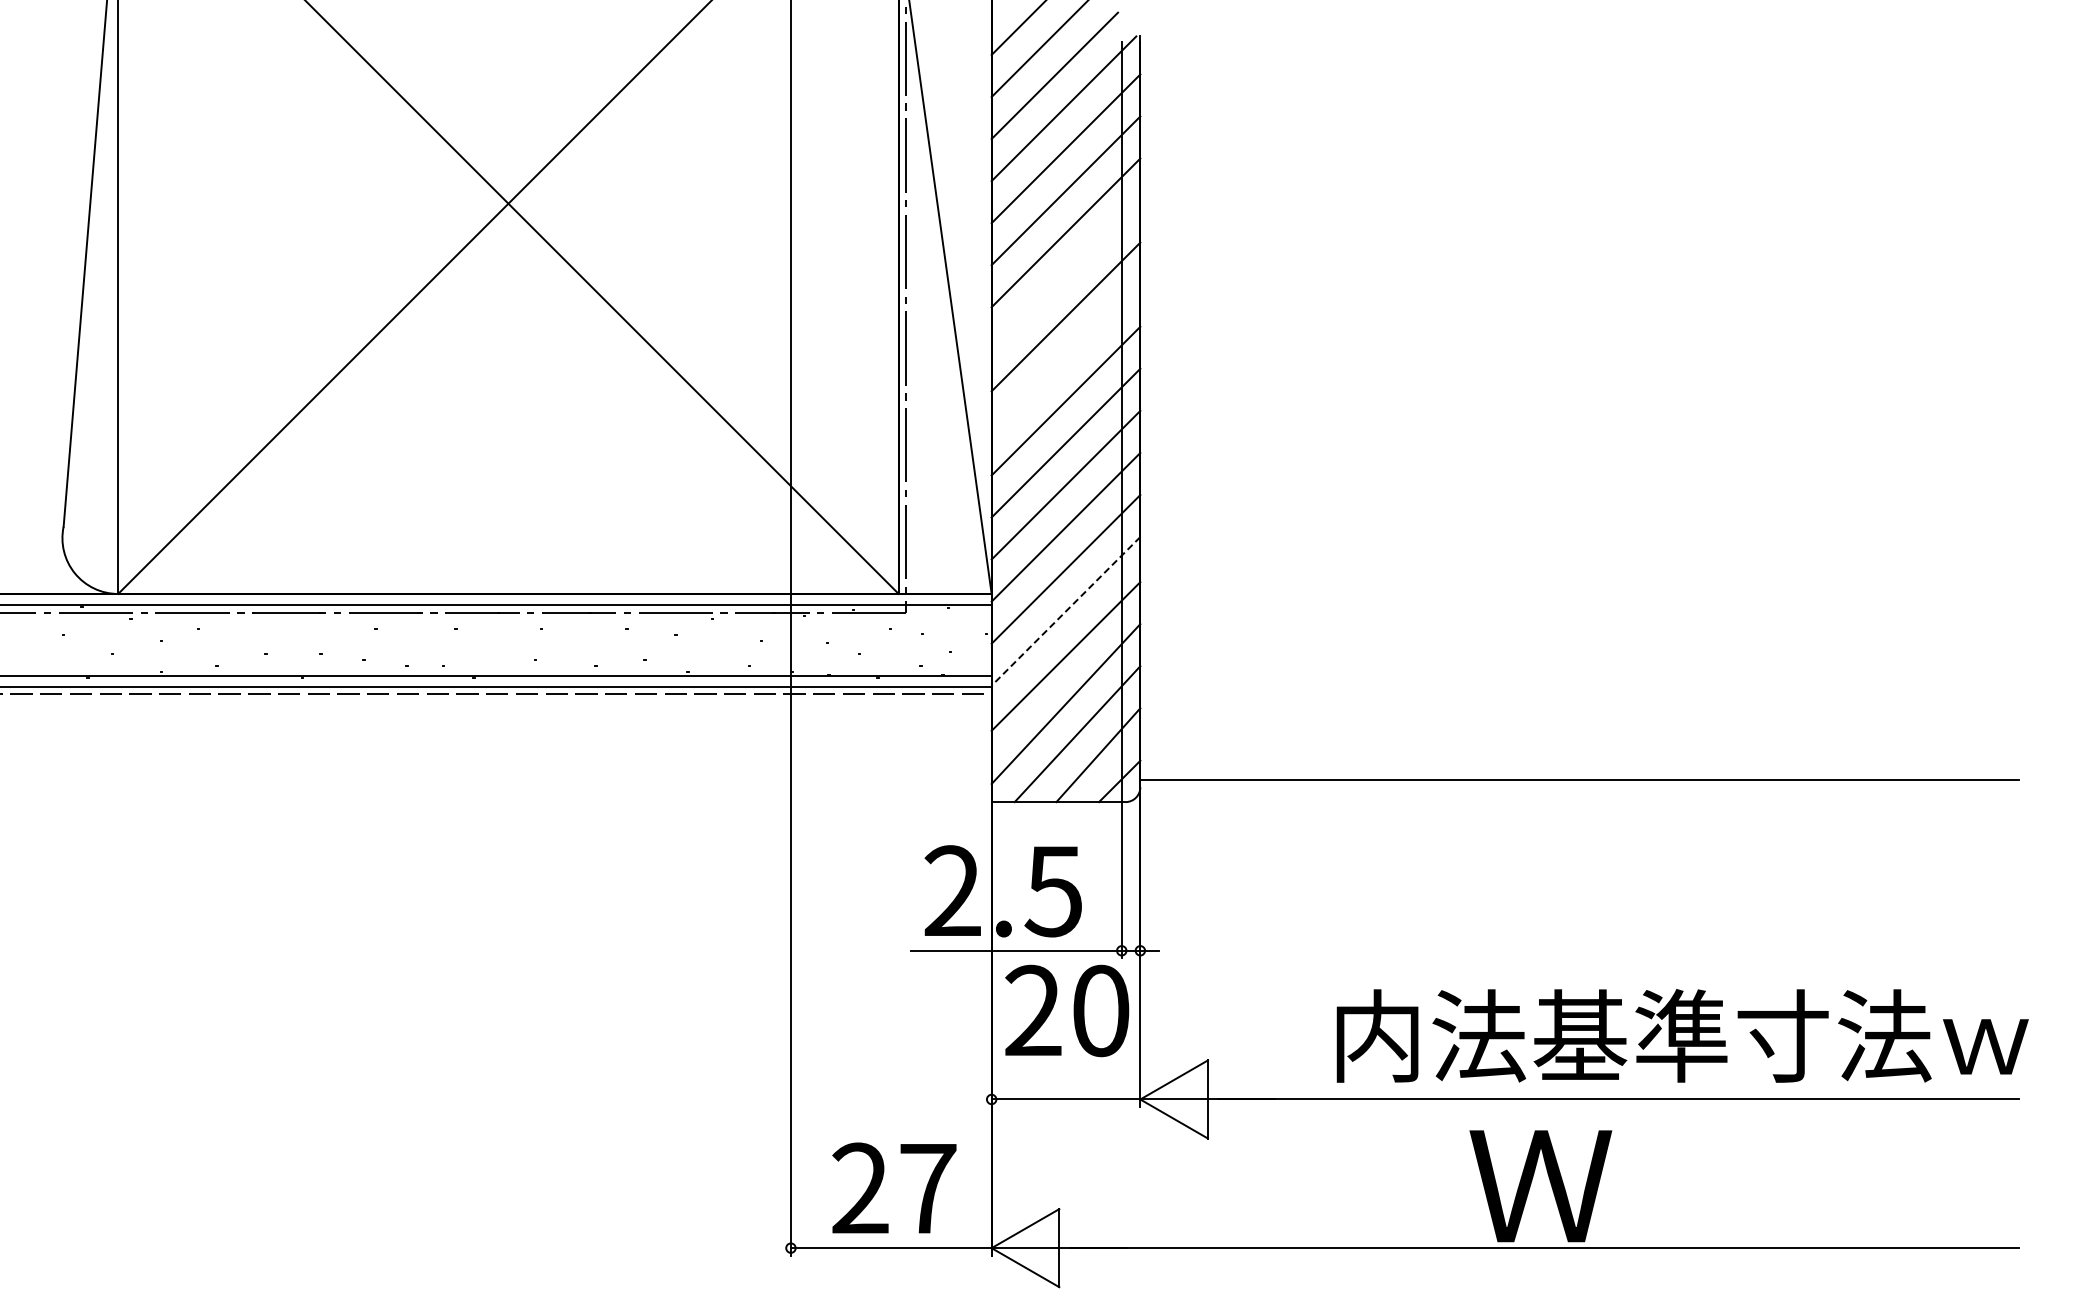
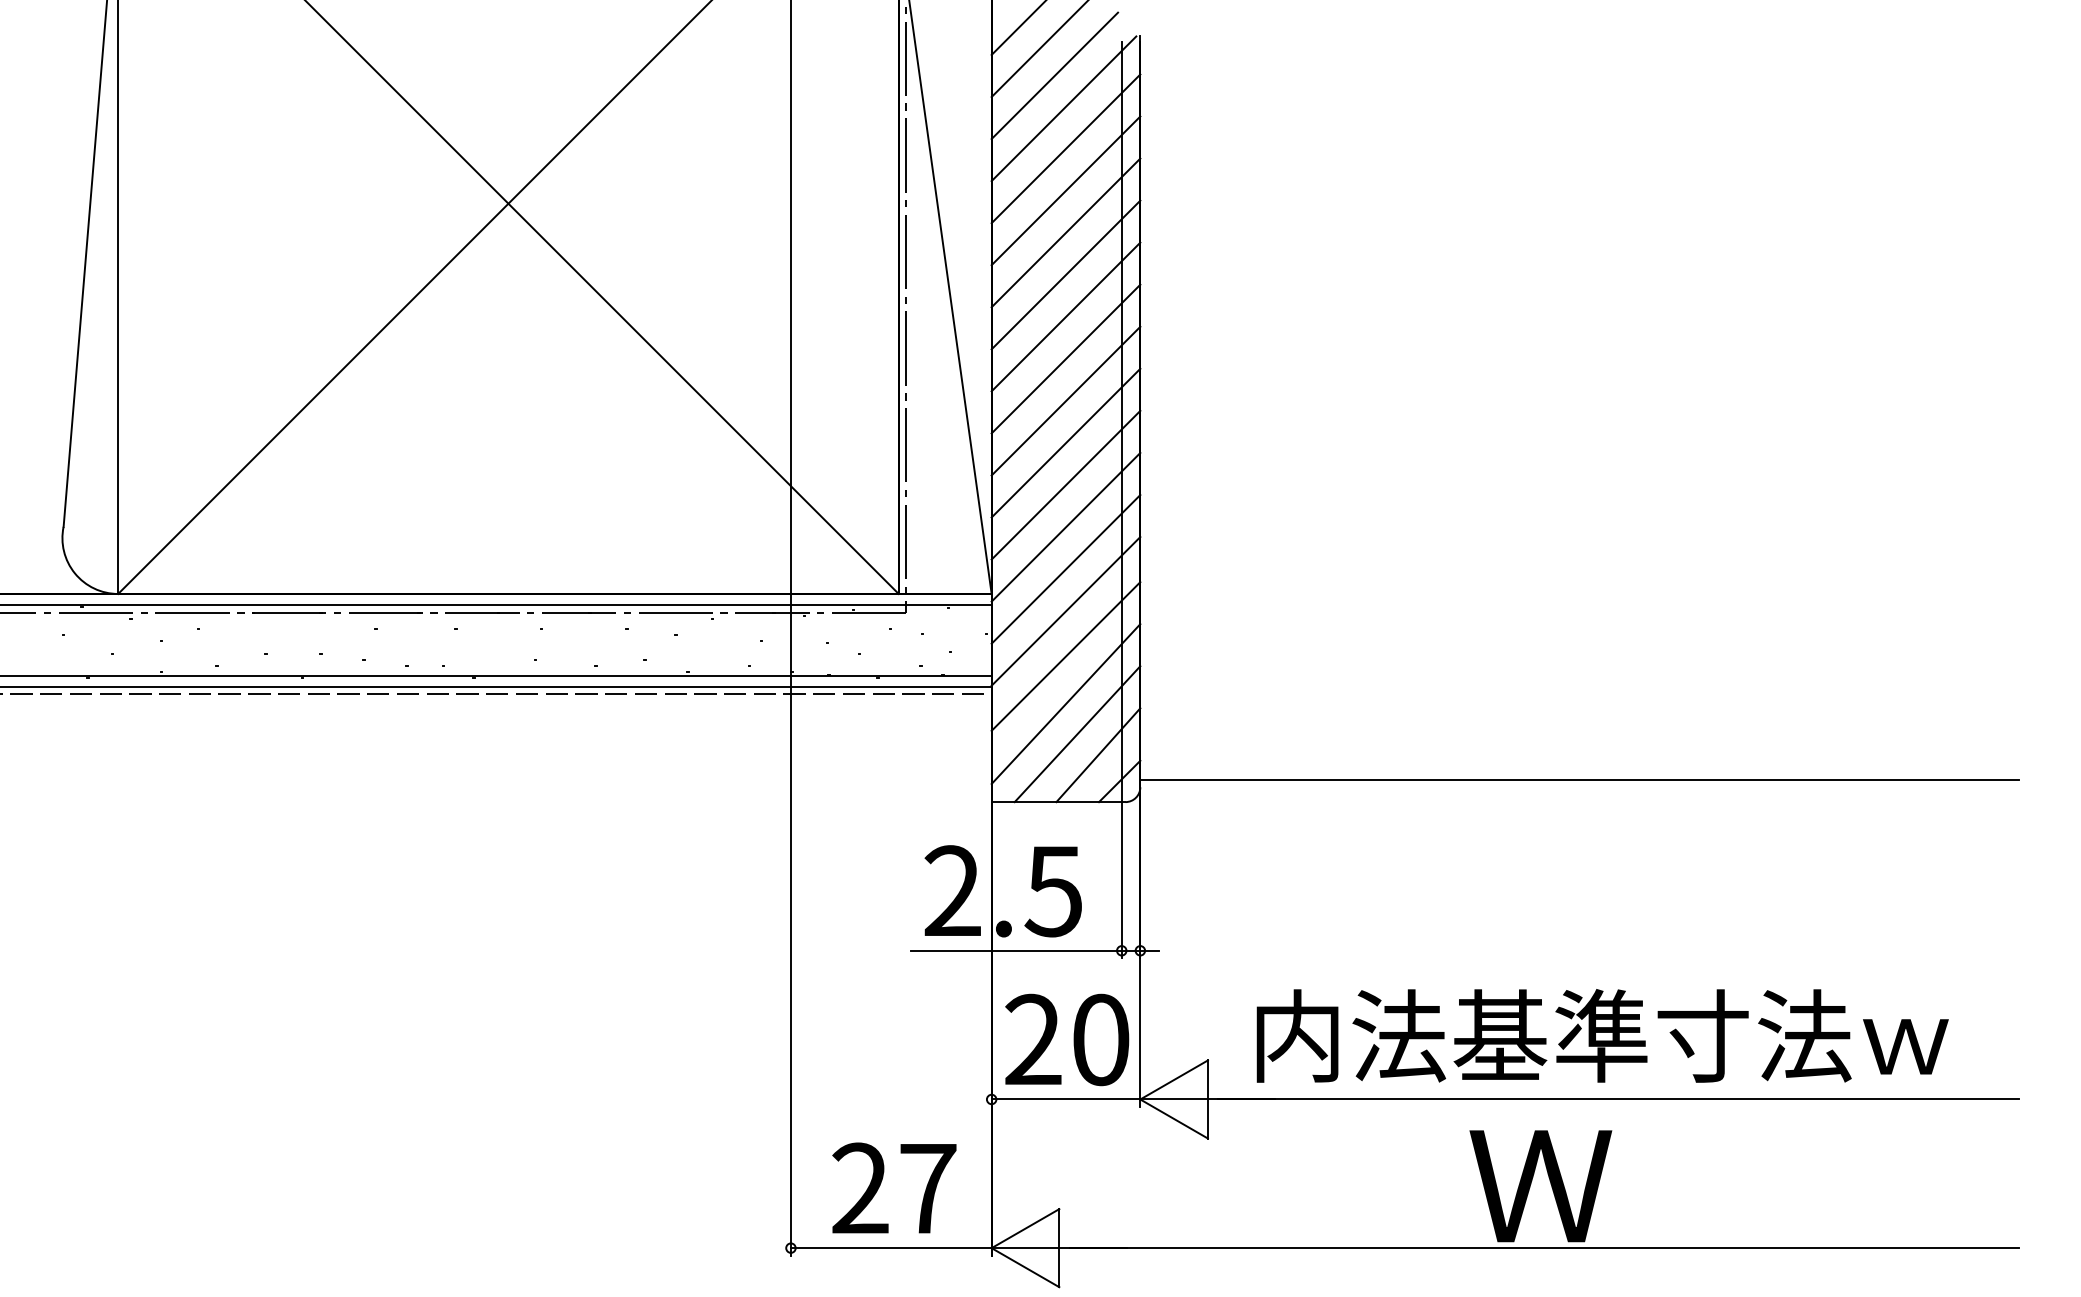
line: none -> present (1065, 274)
line: none -> present (1065, 358)
line: dashed -> solid (1065, 611)
text position: (1067, 1010) -> (1067, 1039) (1067, 1039)
text position: (1682, 1035) -> (1602, 1035) (1602, 1035)
